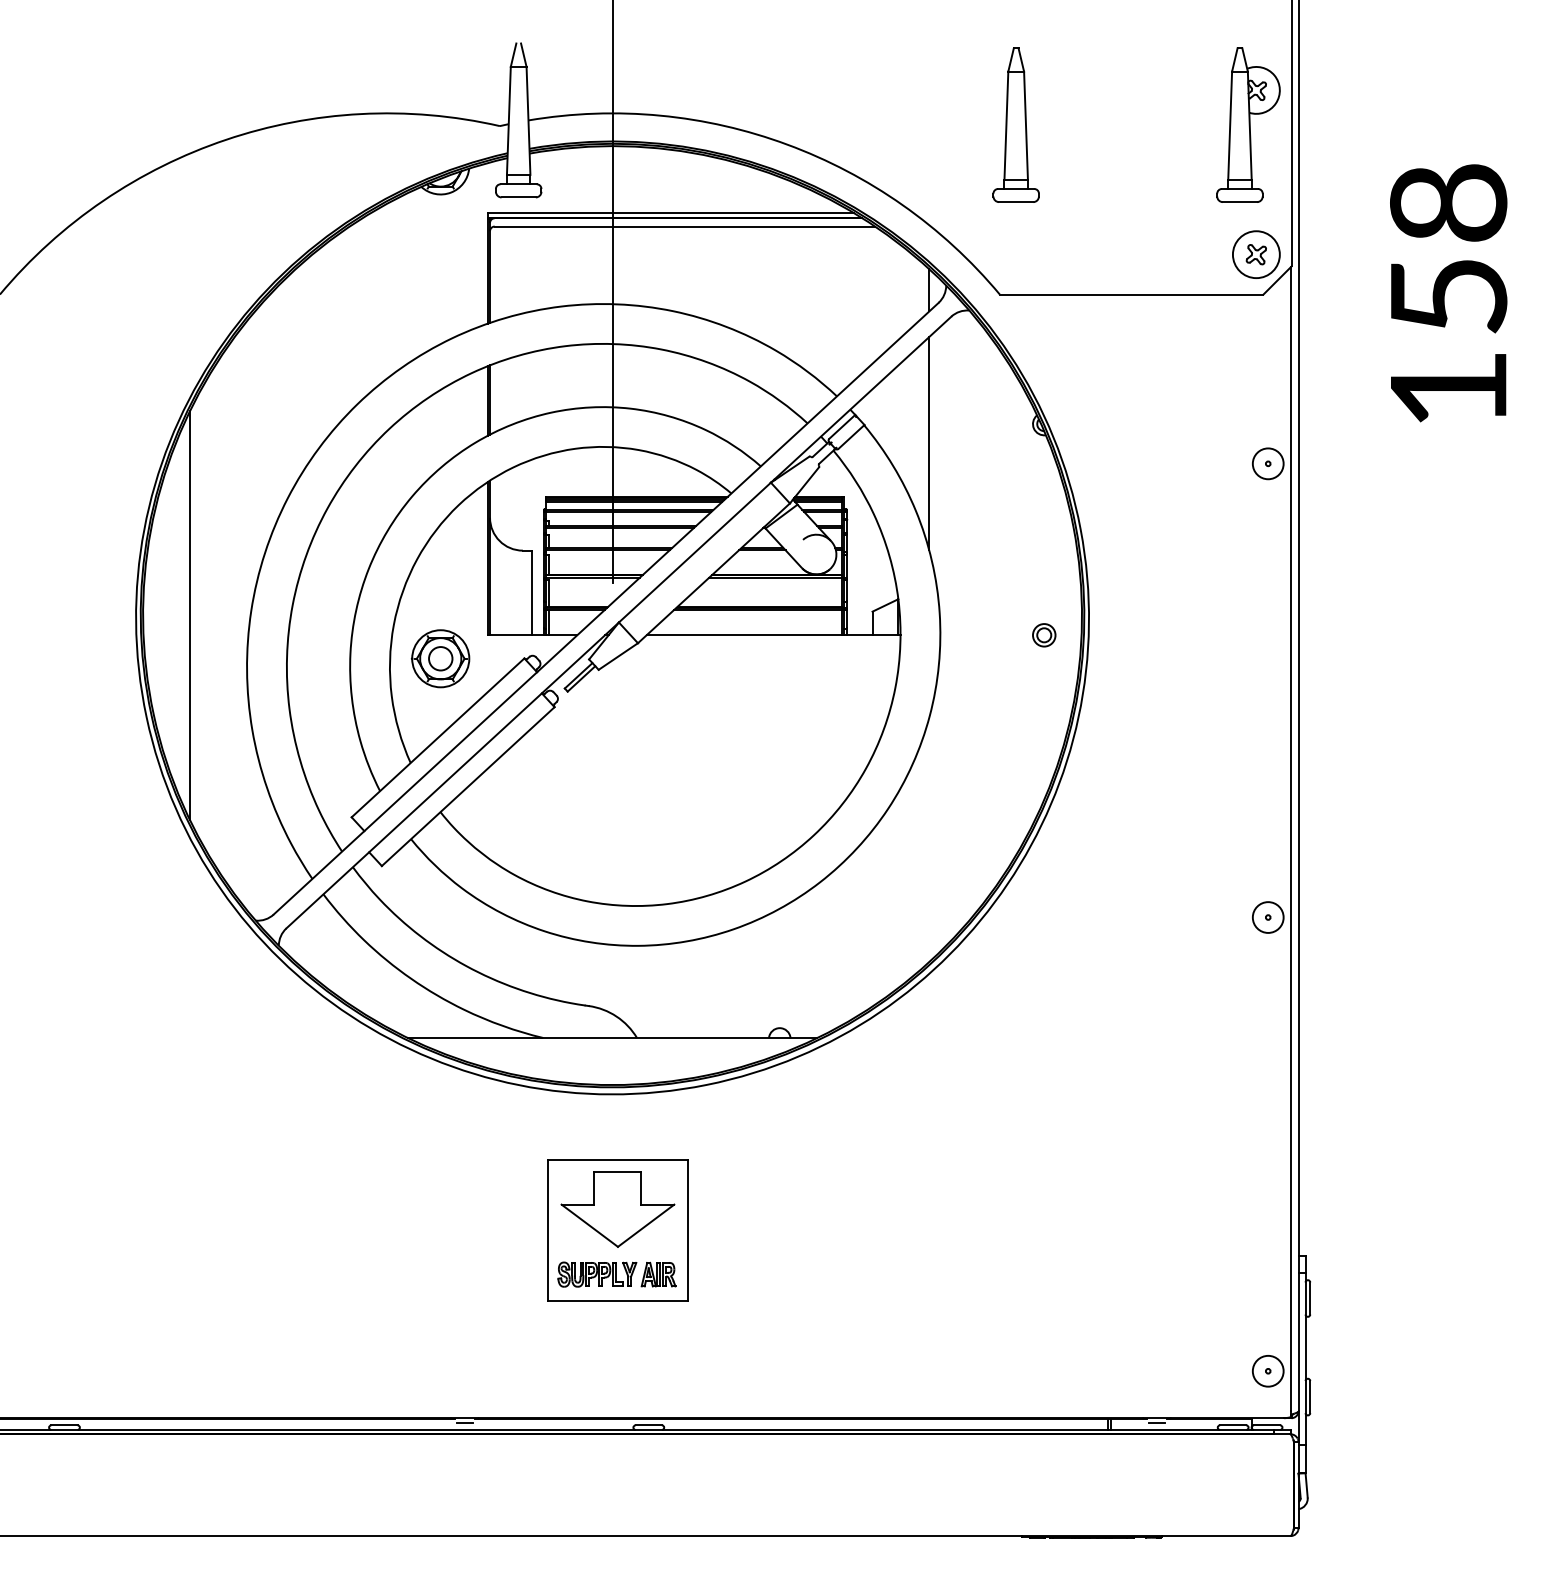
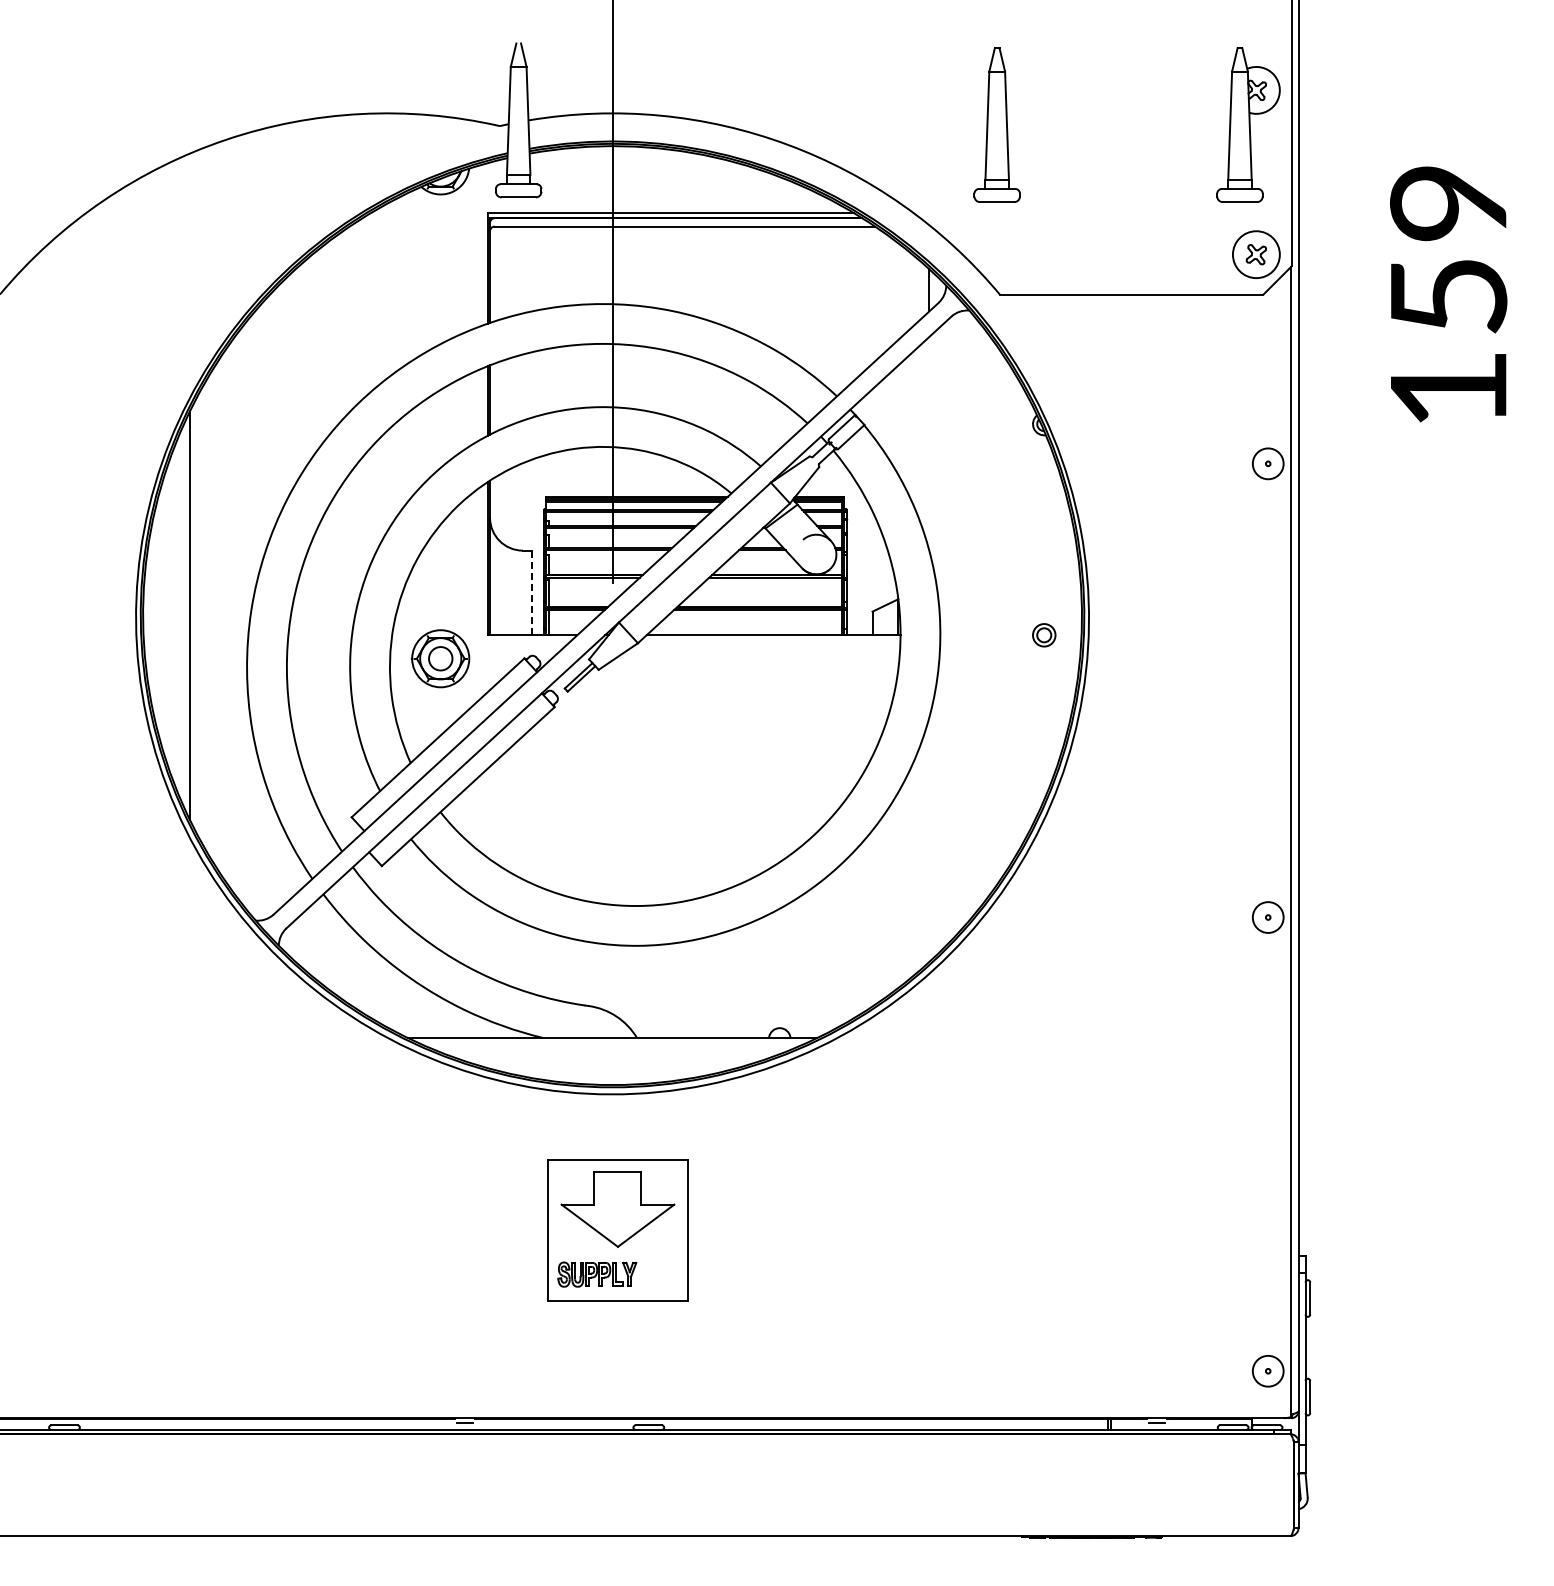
part position: (1015, 124) -> (996, 124) (996, 124)
text: 158 -> 159 (1449, 202)
line: present -> none (929, 443)
line: solid -> dashed (532, 592)
part: present -> none (658, 1274)
